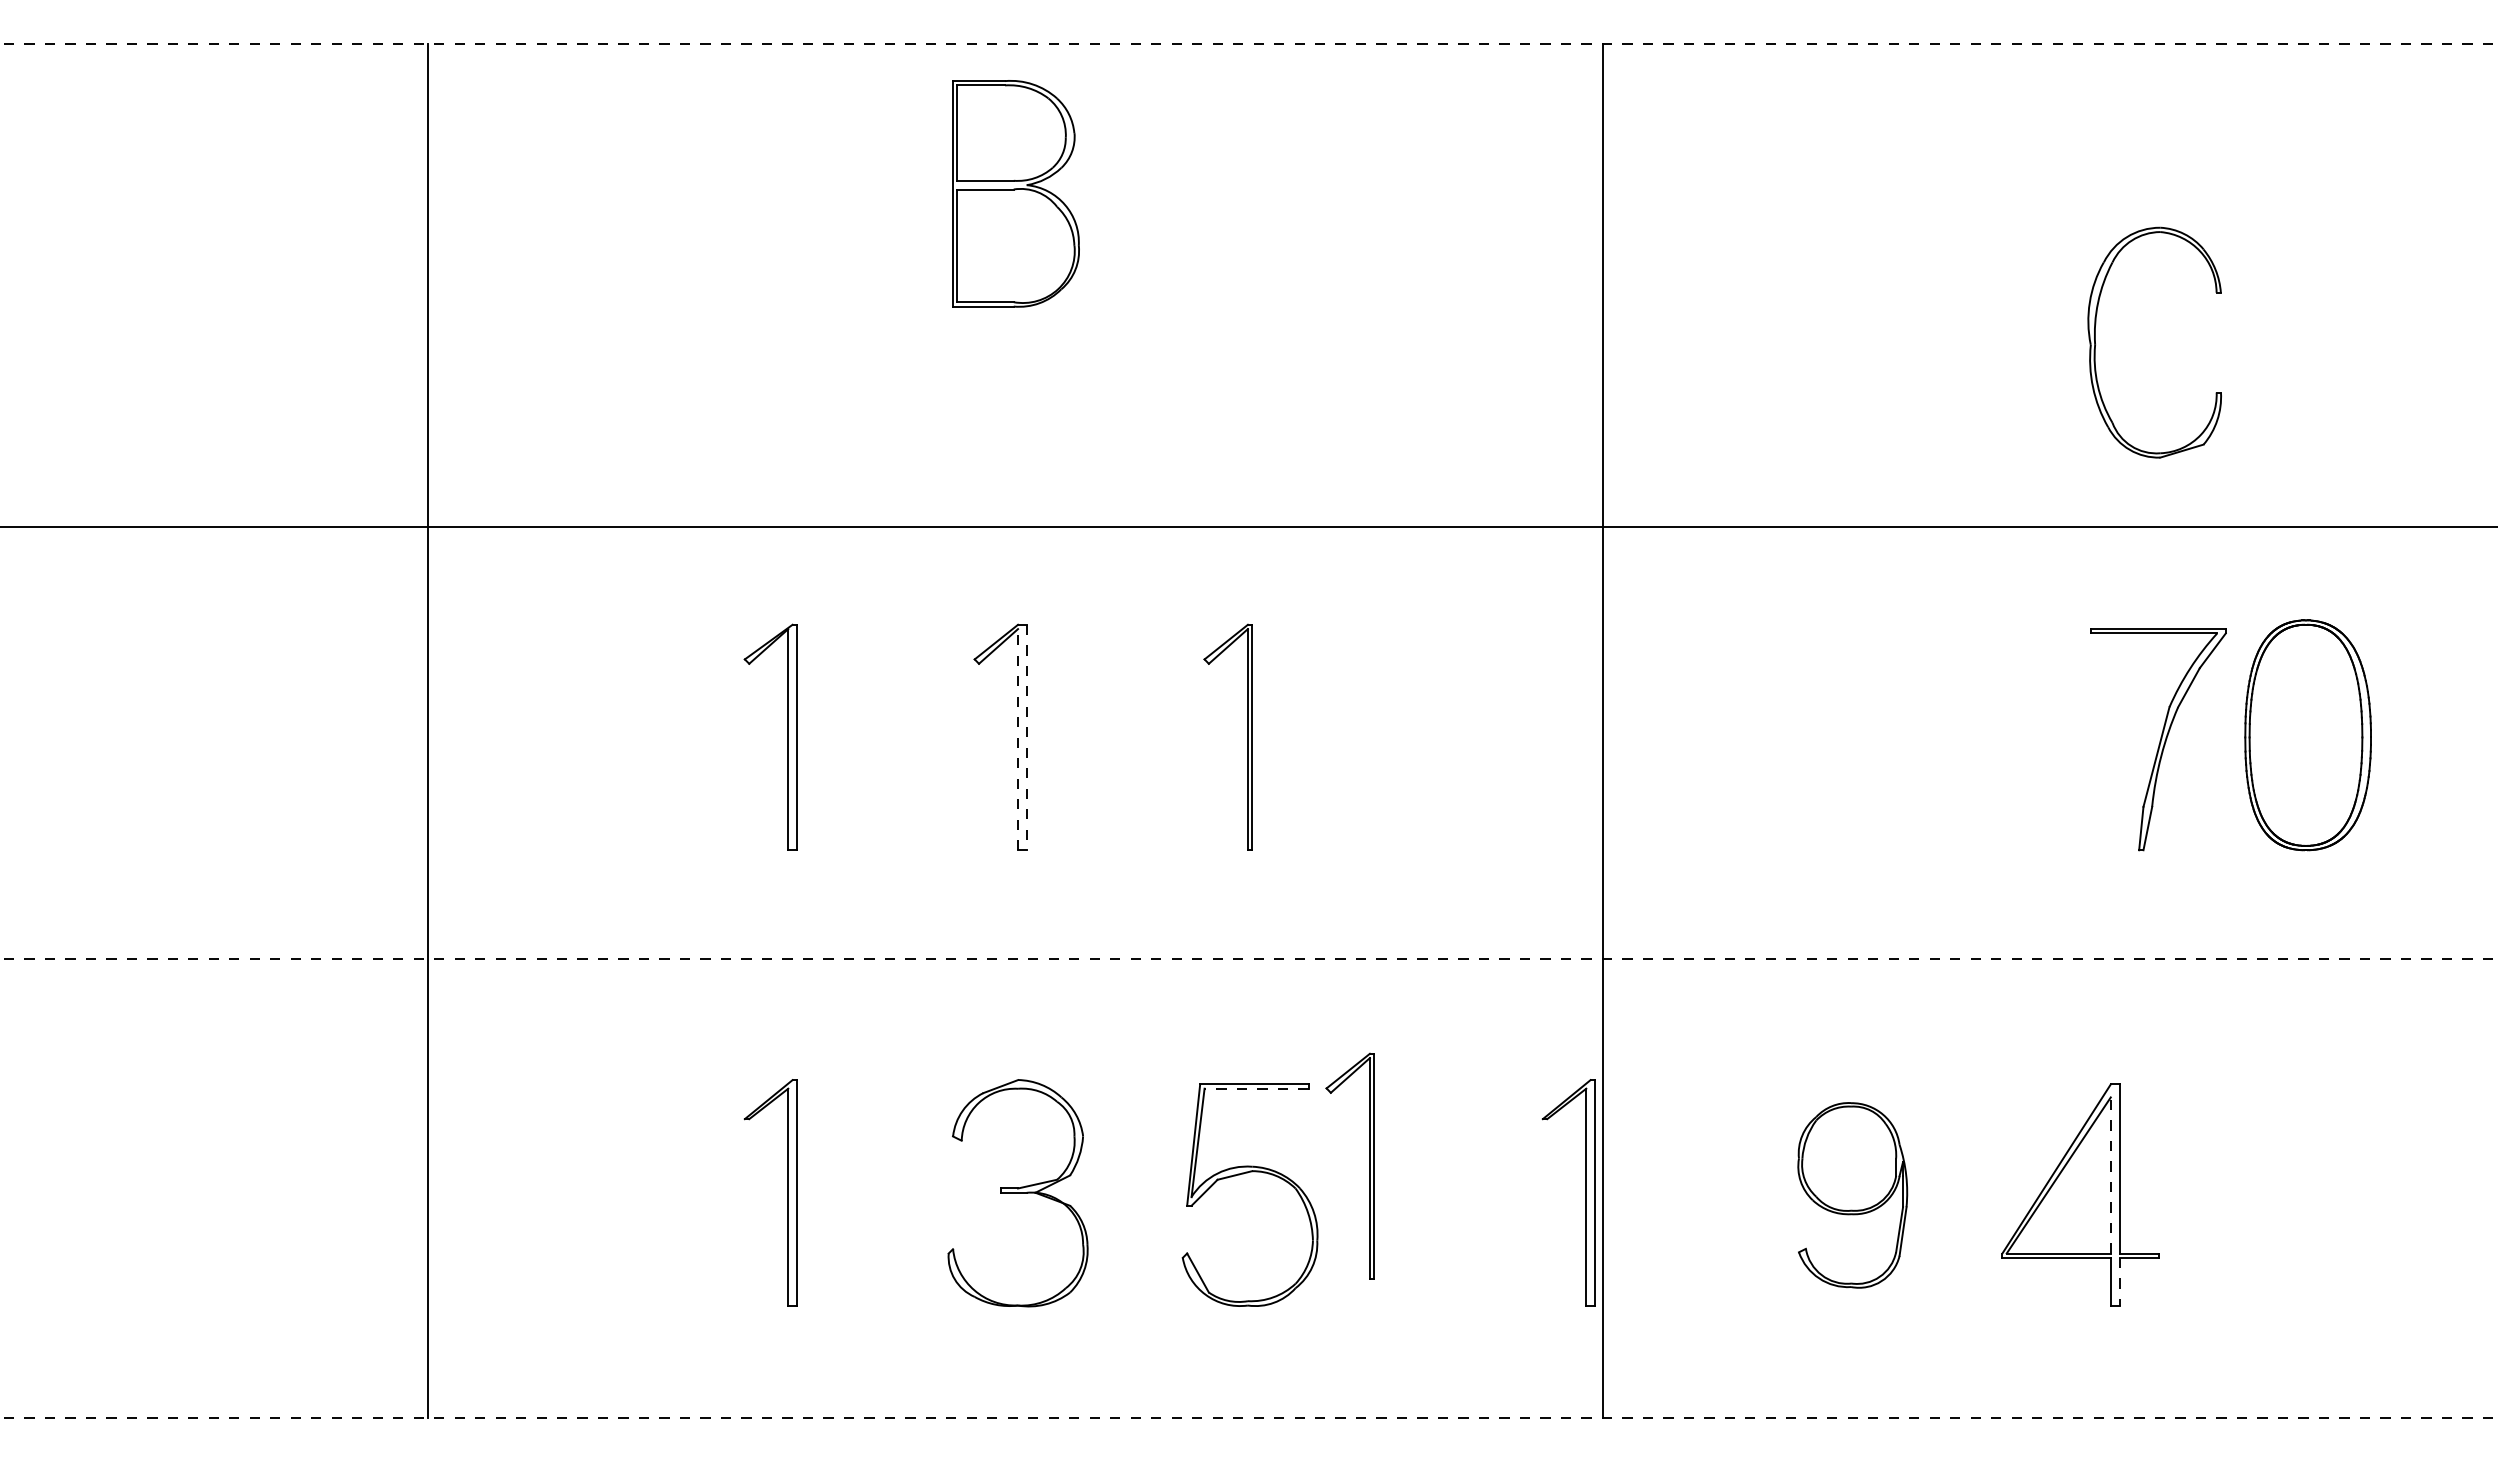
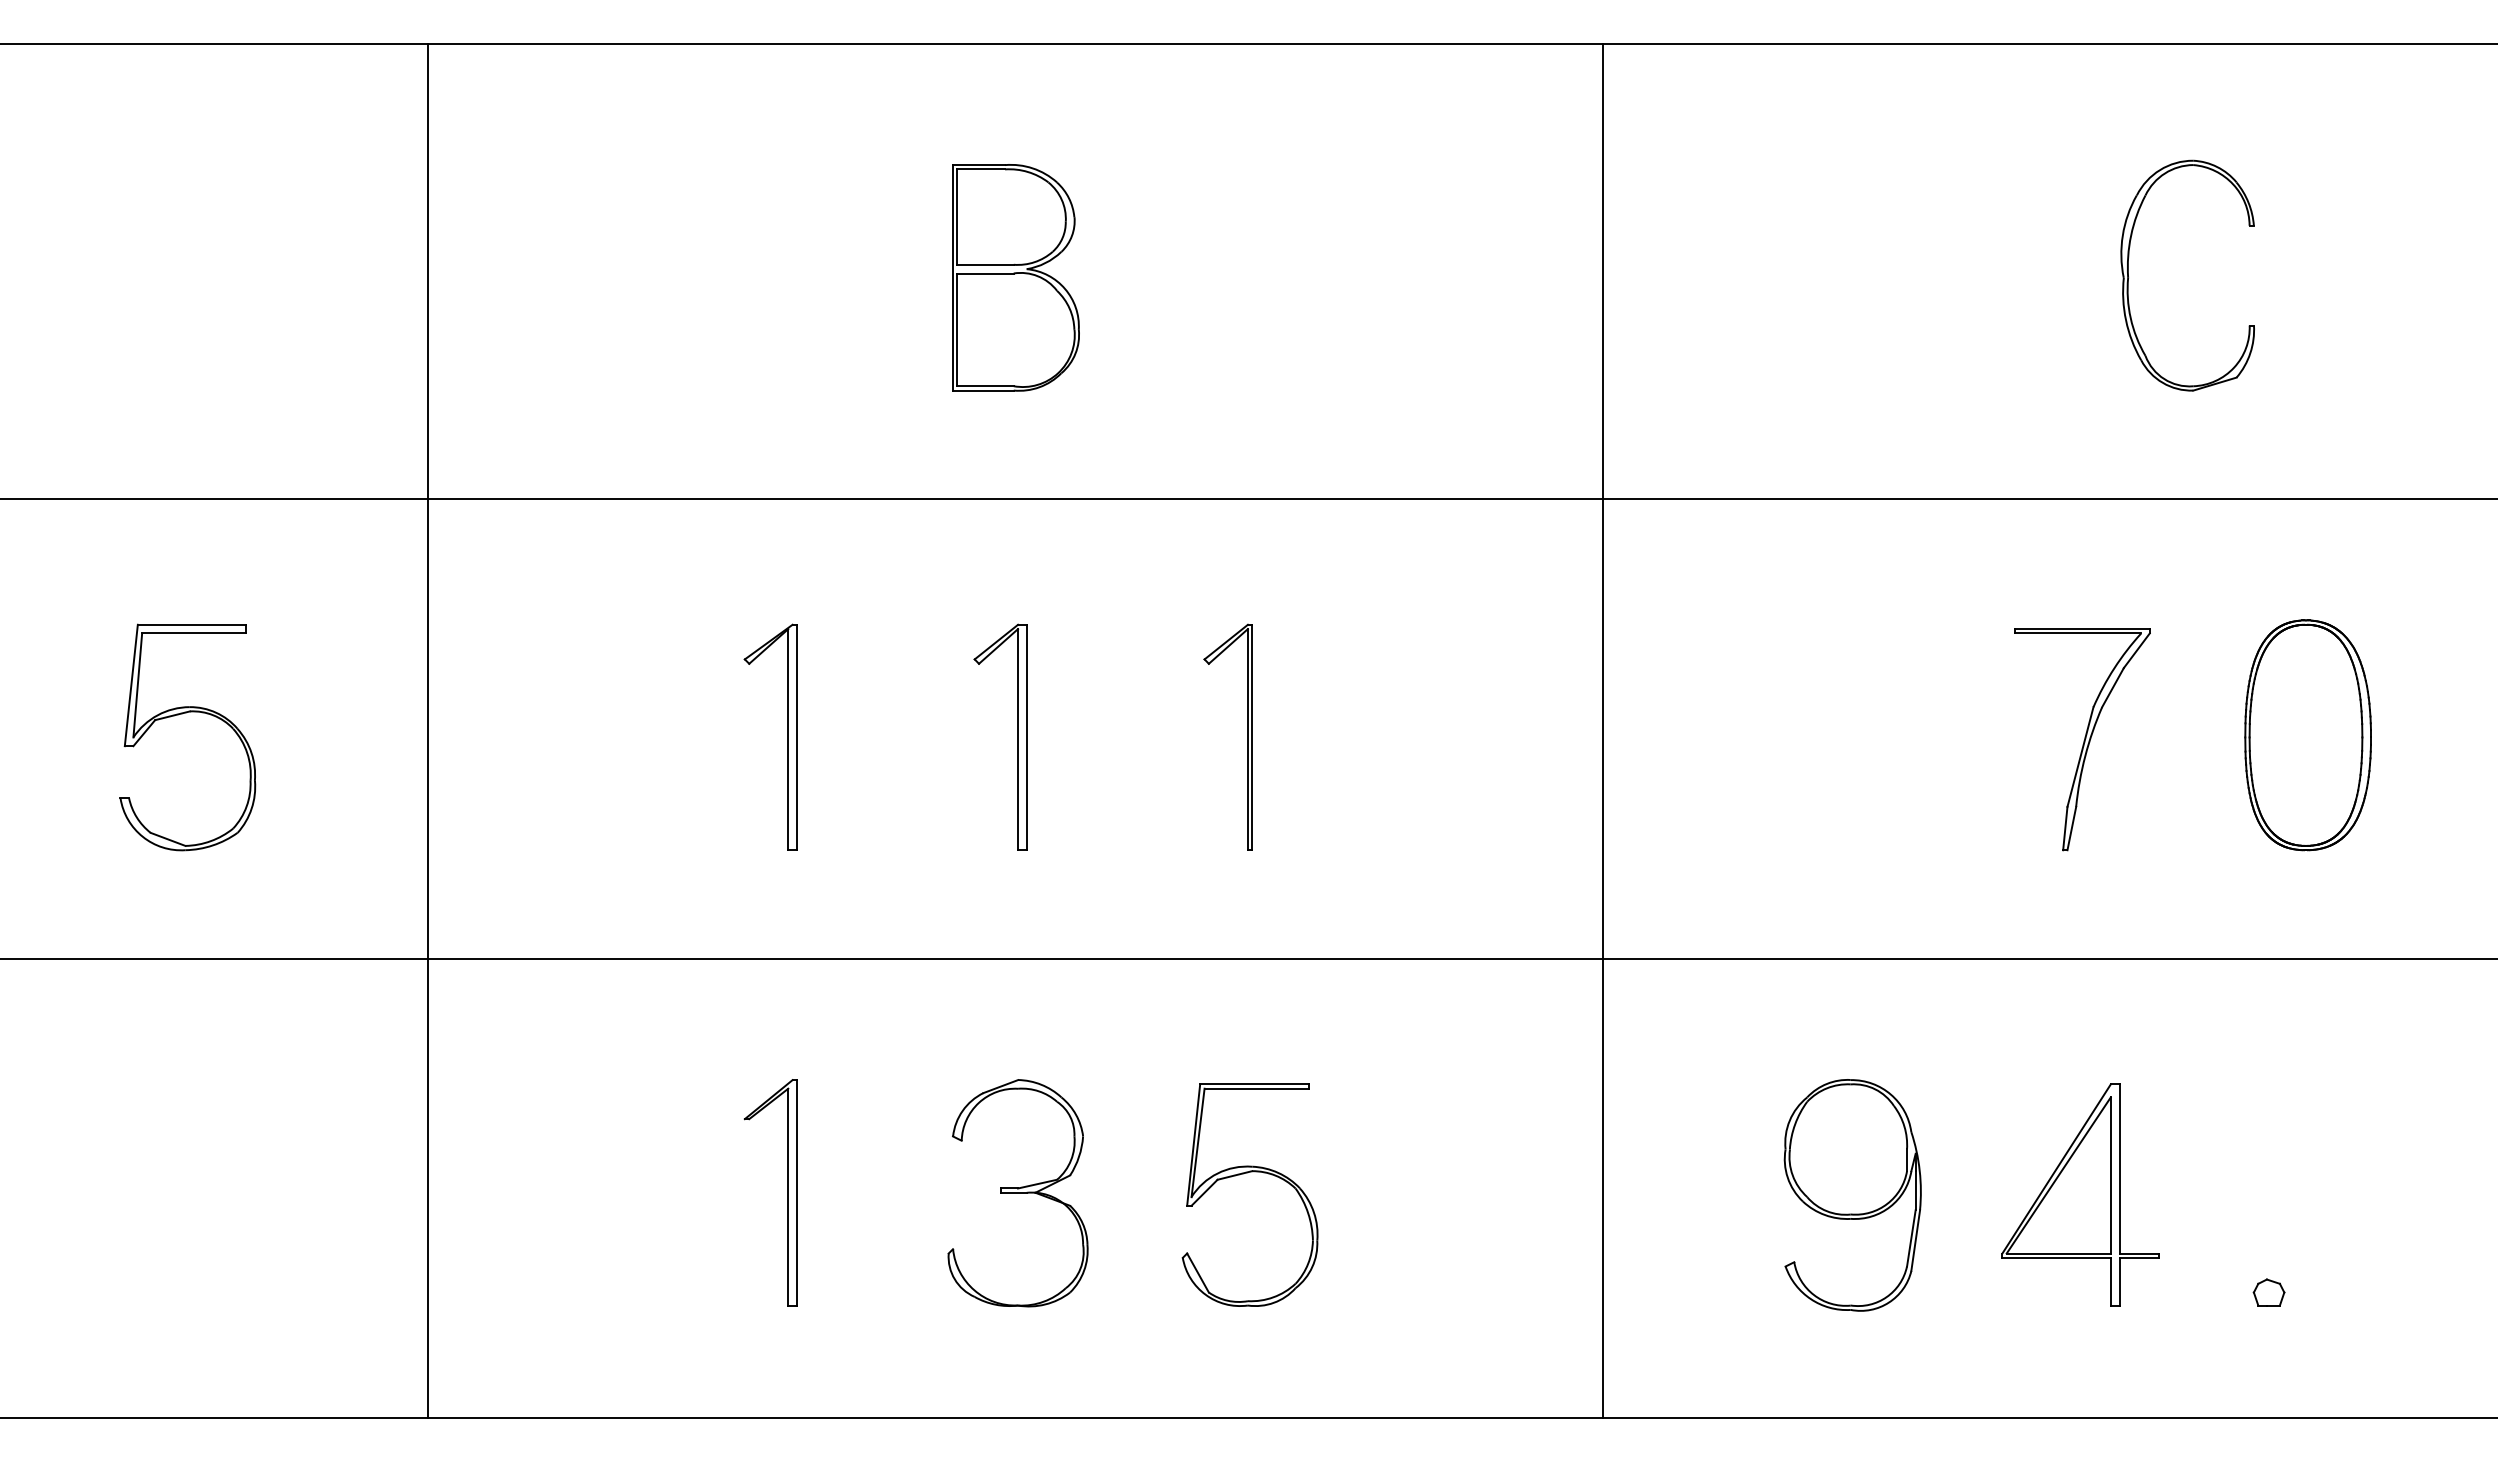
line: dashed -> solid (1249, 43)
part position: (1015, 193) -> (1015, 277) (1015, 277)
part position: (2095, 342) -> (2128, 275) (2128, 275)
line position: (1248, 527) -> (1248, 499) (1248, 499)
part: none -> present (182, 714)
line: dashed -> solid (1026, 737)
line: dashed -> solid (1018, 739)
part position: (2158, 739) -> (2082, 739) (2082, 739)
line: dashed -> solid (1249, 958)
line: dashed -> solid (1256, 1088)
part: present -> none (1369, 1165)
line: dashed -> solid (2110, 1174)
part: present -> none (1585, 1192)
part size: 112x187 px -> 139x233 px (1852, 1195)
line: dashed -> solid (2119, 1281)
part: none -> present (2268, 1292)
line: dashed -> solid (1249, 1418)
